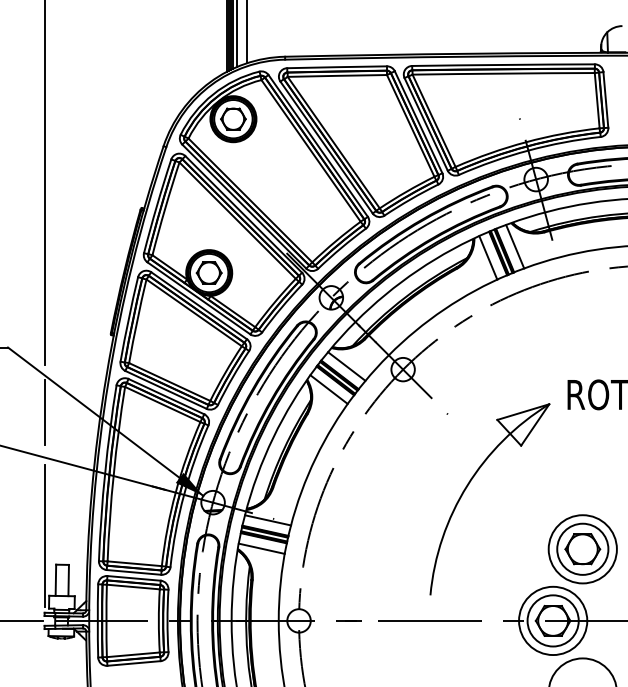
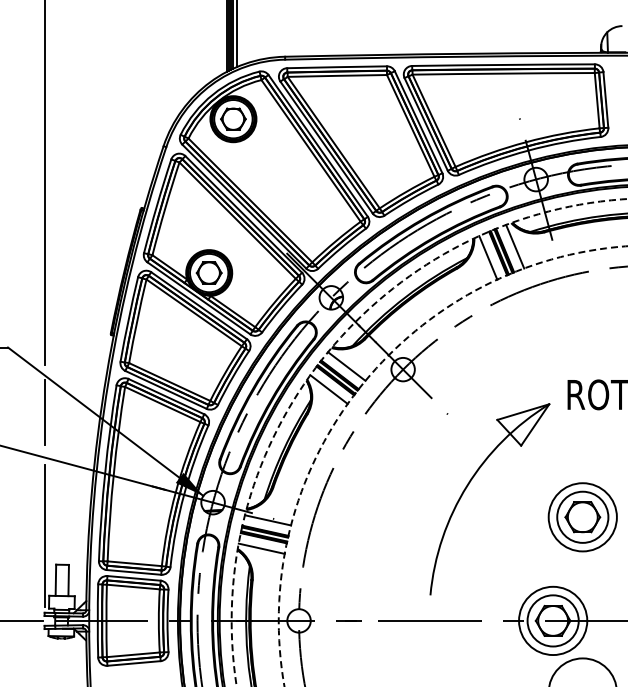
line: present -> none (247, 32)
circle: solid -> dashed (429, 442)
circle: solid -> dashed (452, 466)
part position: (582, 549) -> (582, 517) (582, 517)
